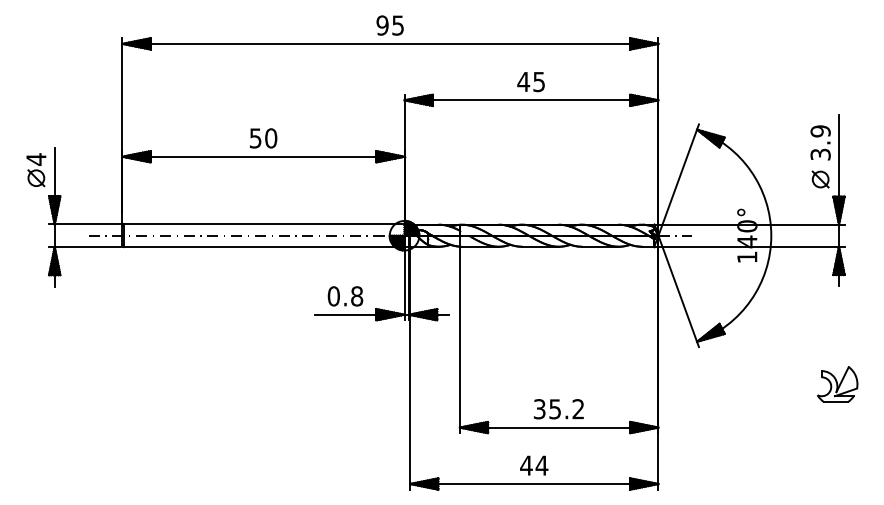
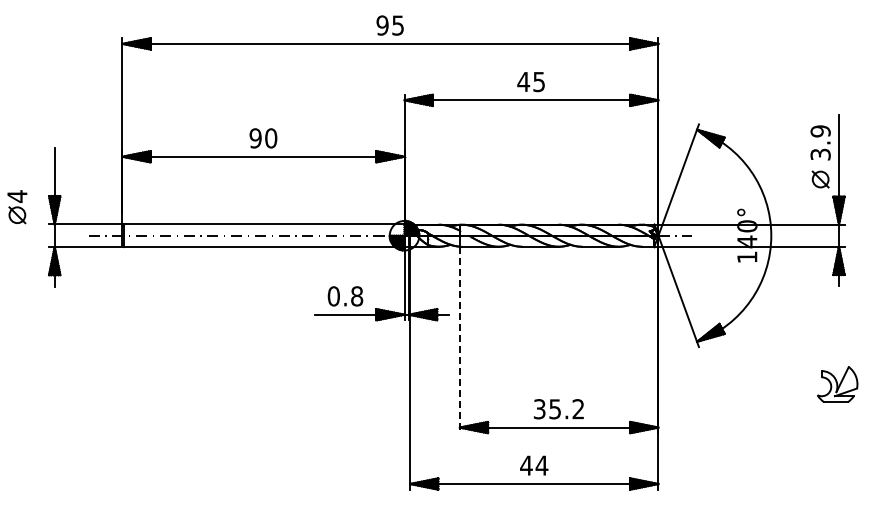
text: 50 -> 90 (255, 138)
part position: (36, 170) -> (17, 207) (17, 207)
line: solid -> dashed (459, 340)
